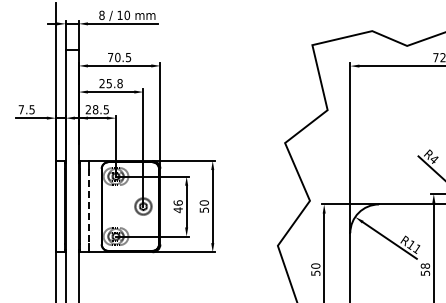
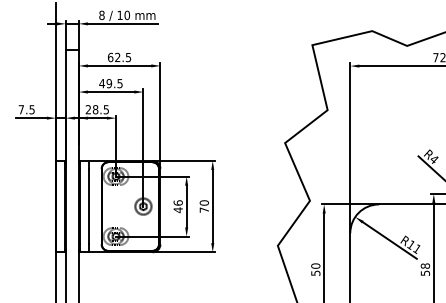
text: 70.5 -> 62.5 (113, 57)
text: 25.8 -> 49.5 (110, 83)
line: dashed -> solid (88, 206)
text: 50 -> 70 (204, 209)
